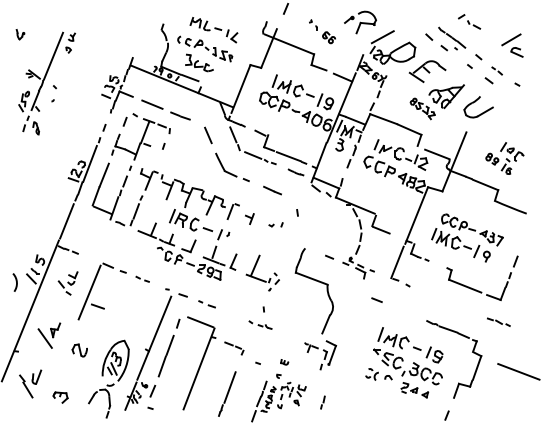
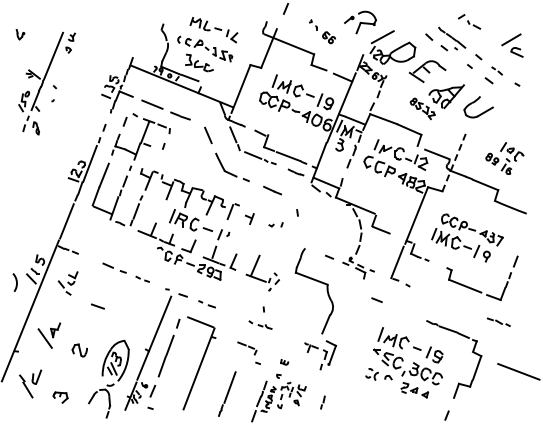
line: solid -> dashed (454, 161)
line: present -> none (89, 292)
part position: (234, 348) -> (247, 348) (247, 348)
